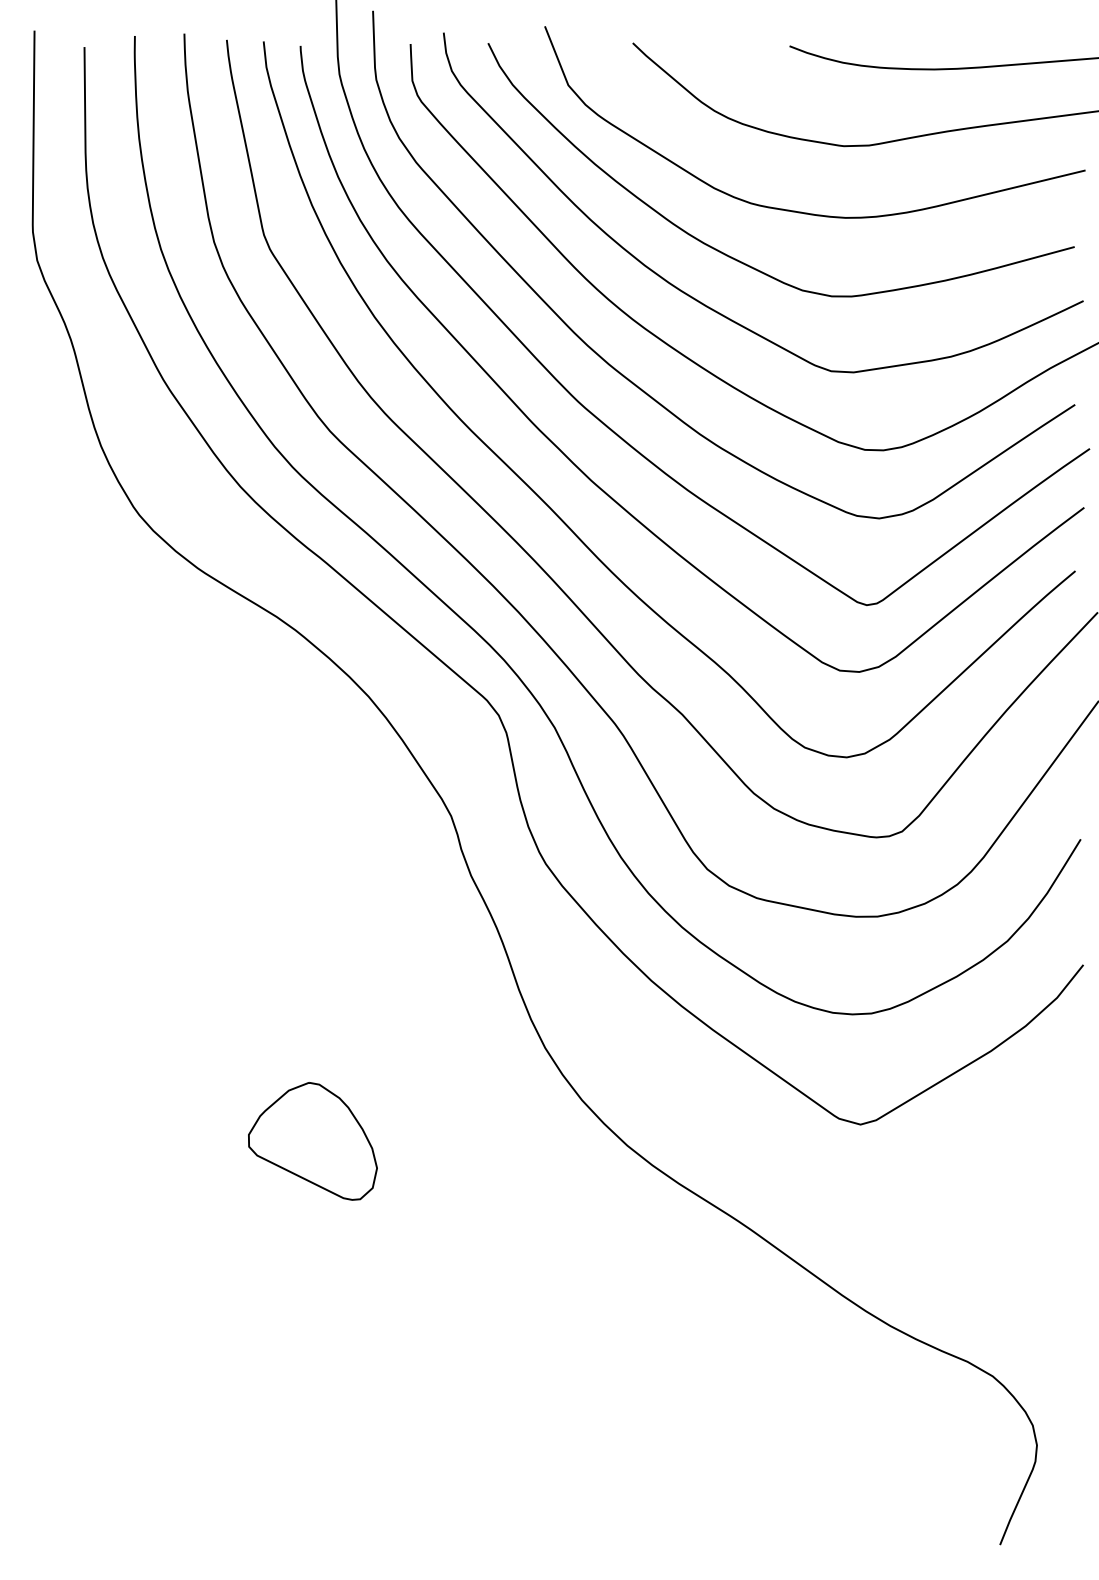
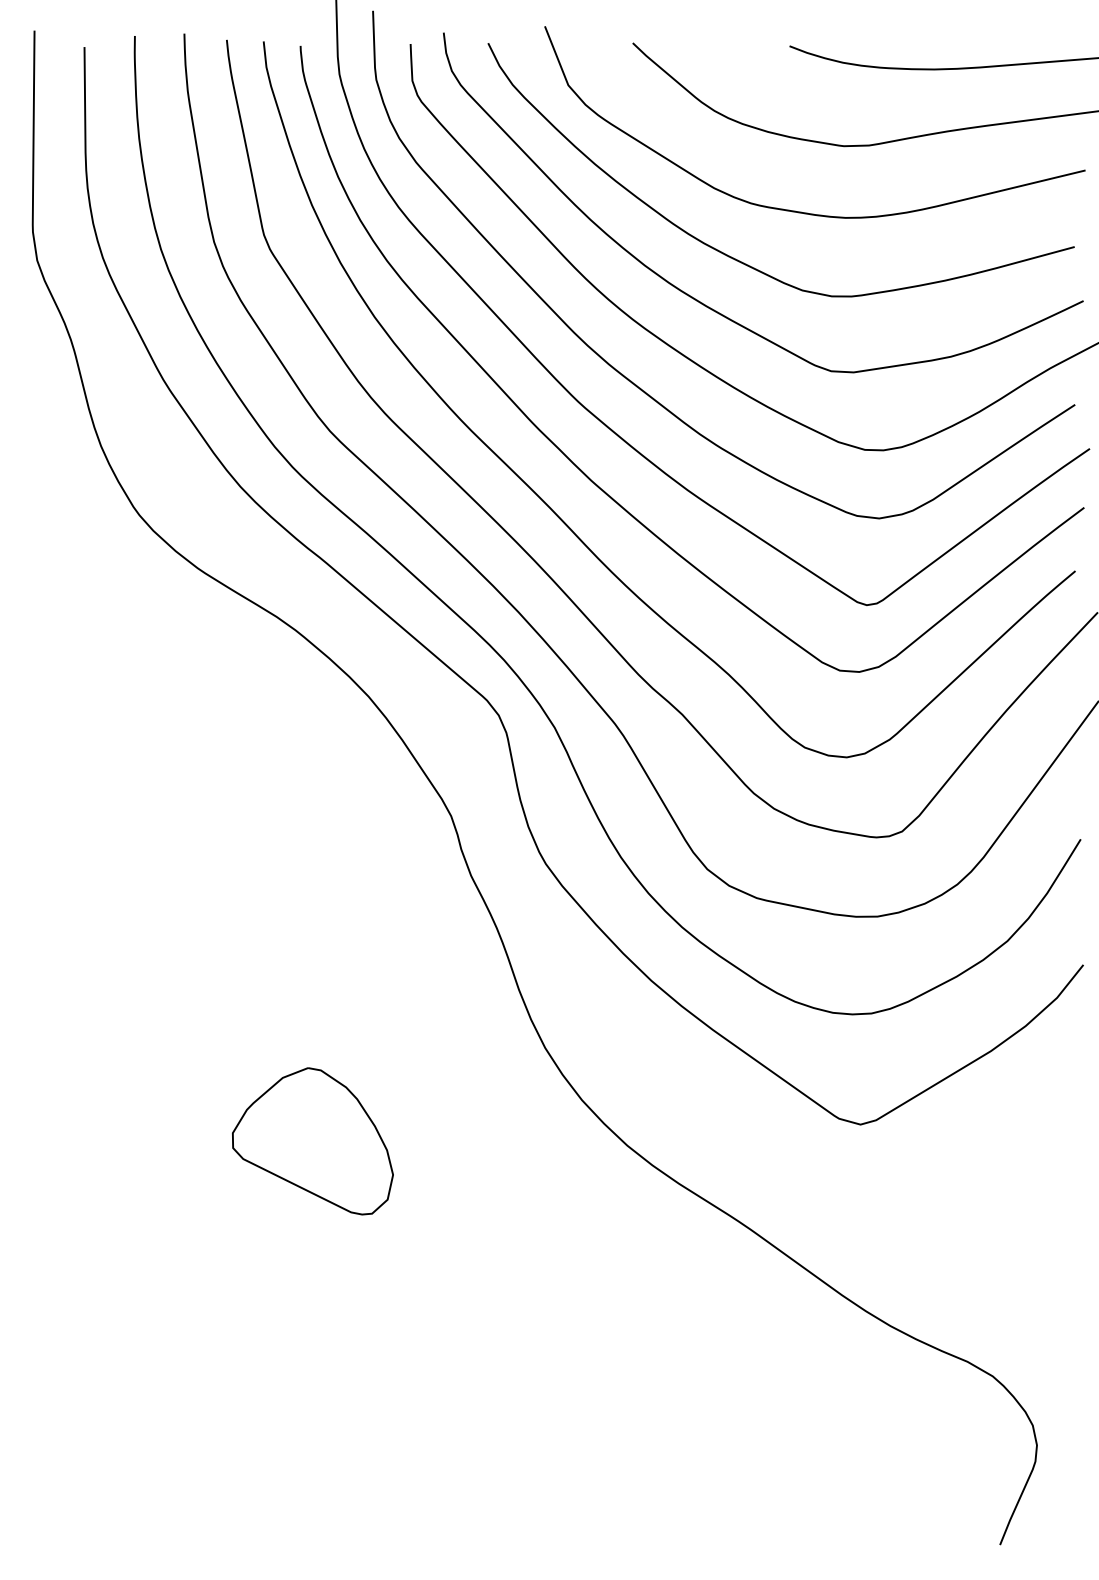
part size: 130x119 px -> 162x149 px (312, 1141)
